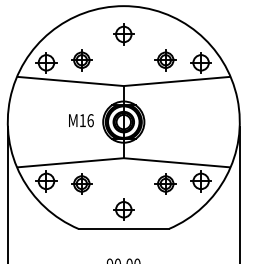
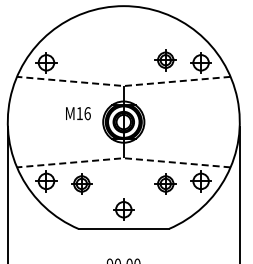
part: present -> none (123, 34)
part: present -> none (81, 60)
line: solid -> dashed (123, 86)
text position: (81, 120) -> (78, 113) (78, 113)
line: solid -> dashed (123, 158)
